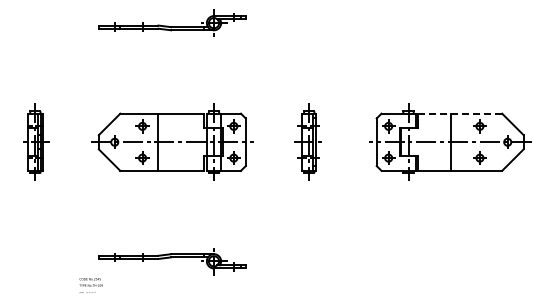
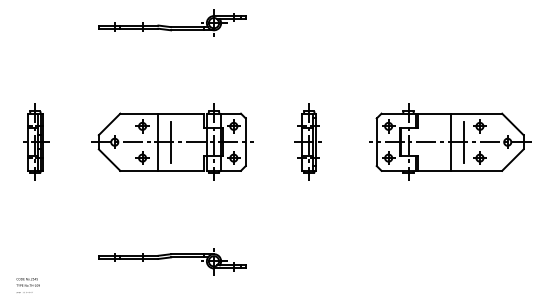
line: dashed -> solid (459, 113)
line: none -> present (171, 141)
line: none -> present (464, 141)
text position: (90, 285) -> (27, 285) (27, 285)
